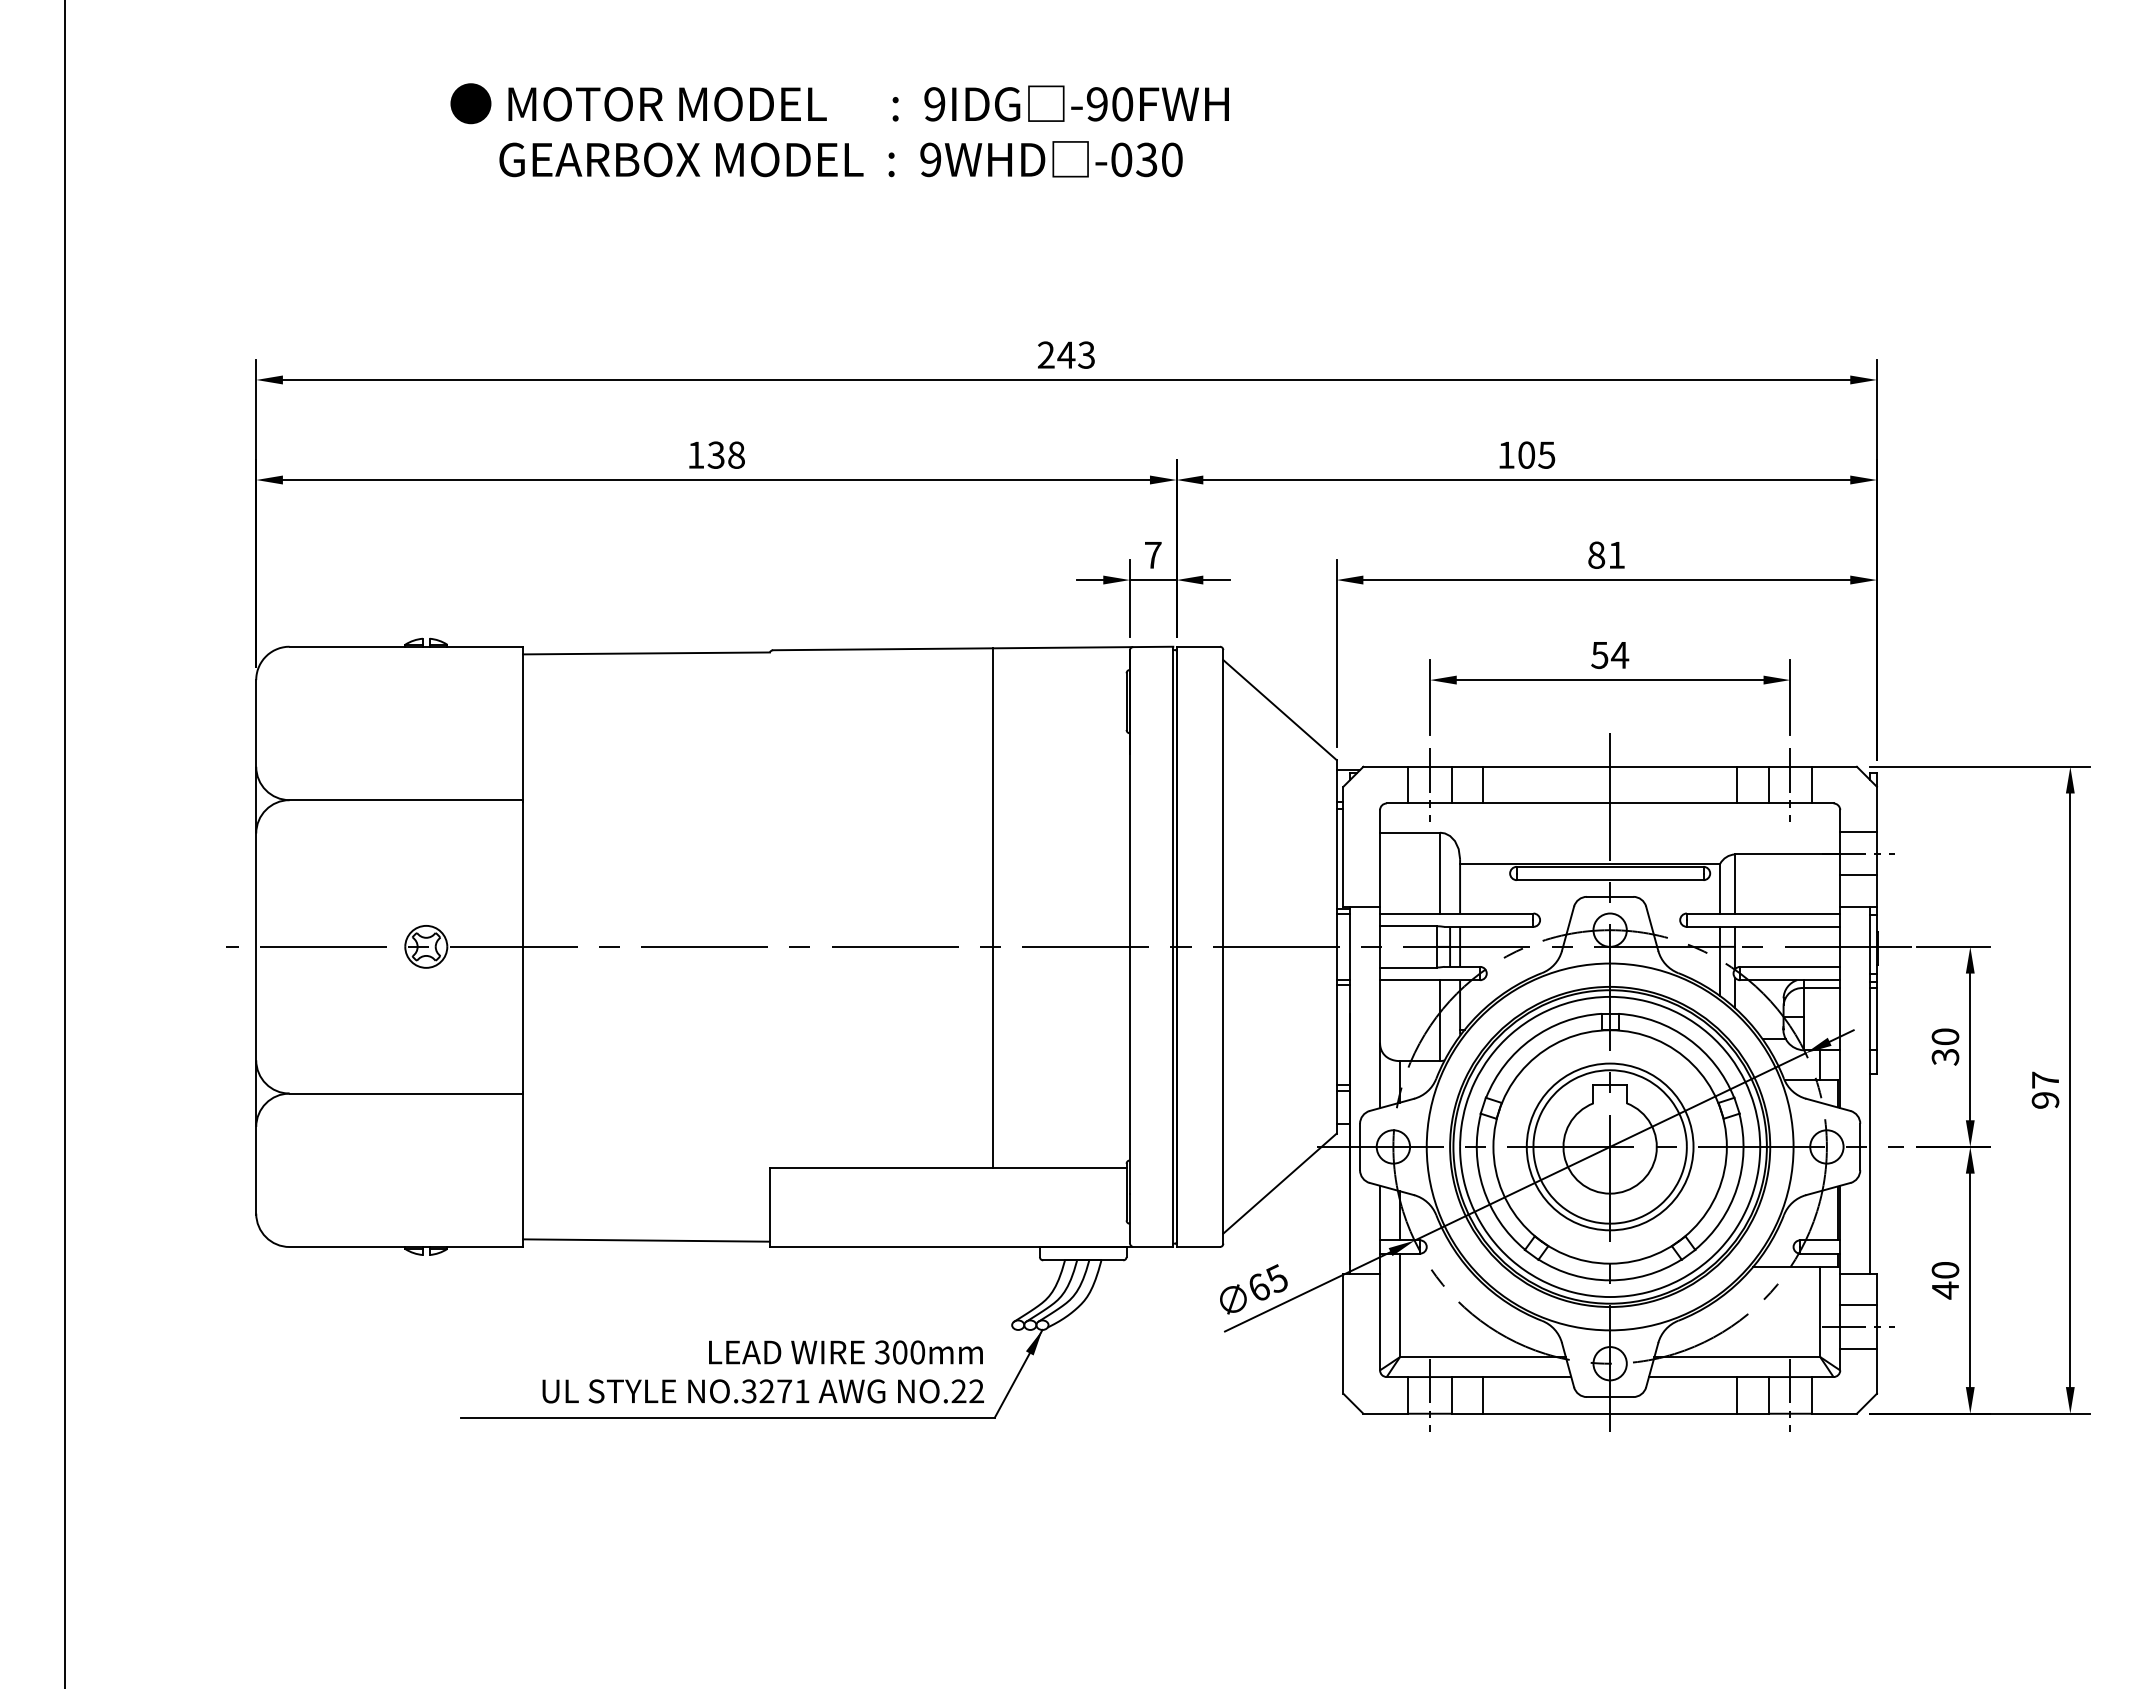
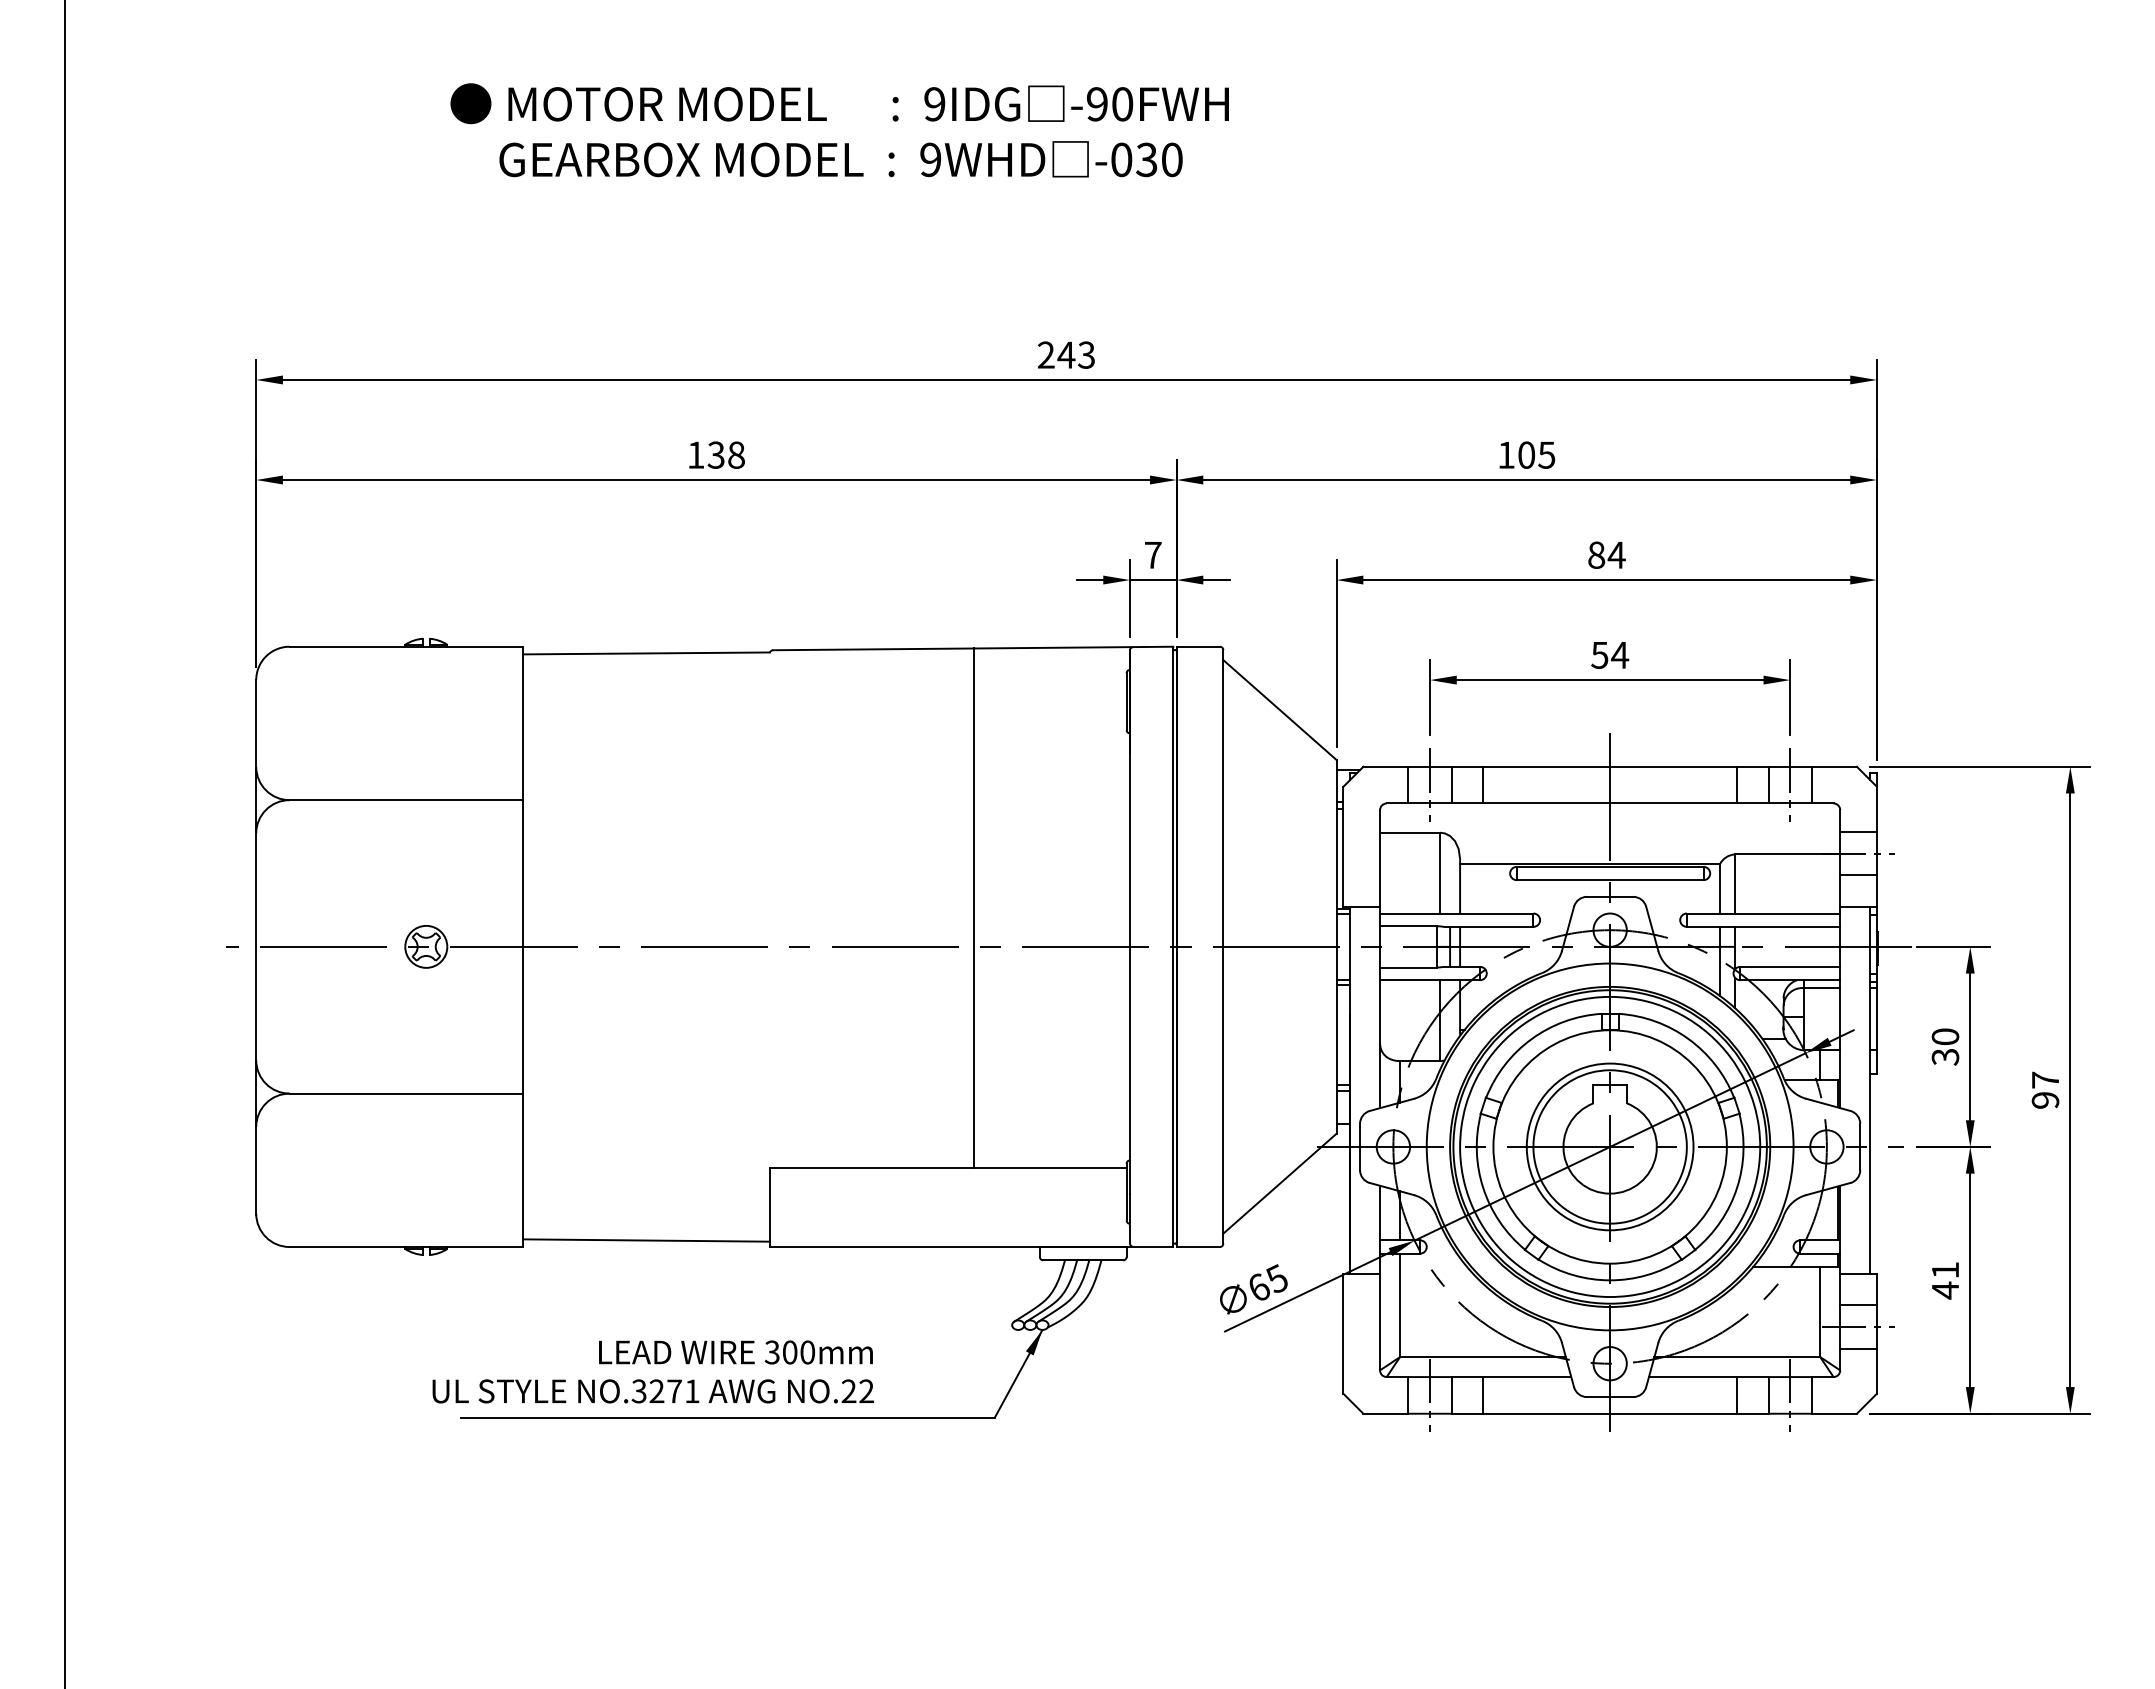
text: 81 -> 84 (1616, 555)
line position: (993, 908) -> (974, 908) (974, 908)
text: 40 -> 41 (1945, 1270)
text position: (762, 1371) -> (652, 1371) (652, 1371)
